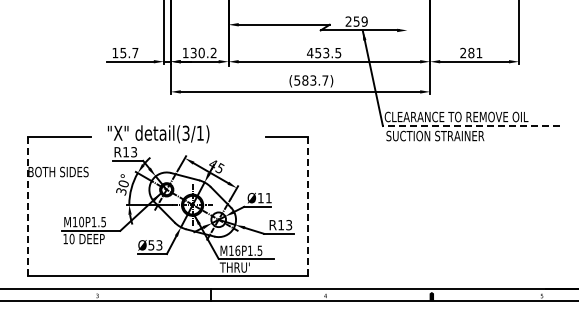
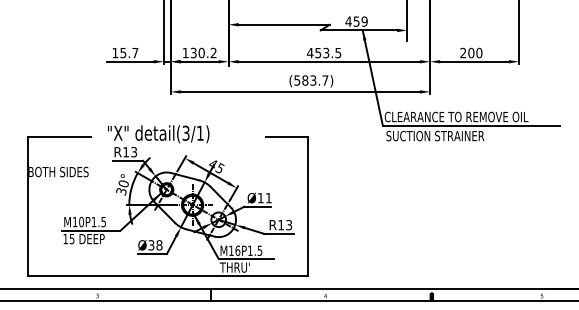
text: 259 -> 459 (348, 21)
line: none -> present (407, 21)
text: 281 -> 200 (475, 52)
line: dashed -> solid (471, 126)
line: dashed -> solid (27, 205)
line: dashed -> solid (307, 206)
text: 10 -> 15 (71, 238)
text: Ø53 -> Ø38 (155, 245)
